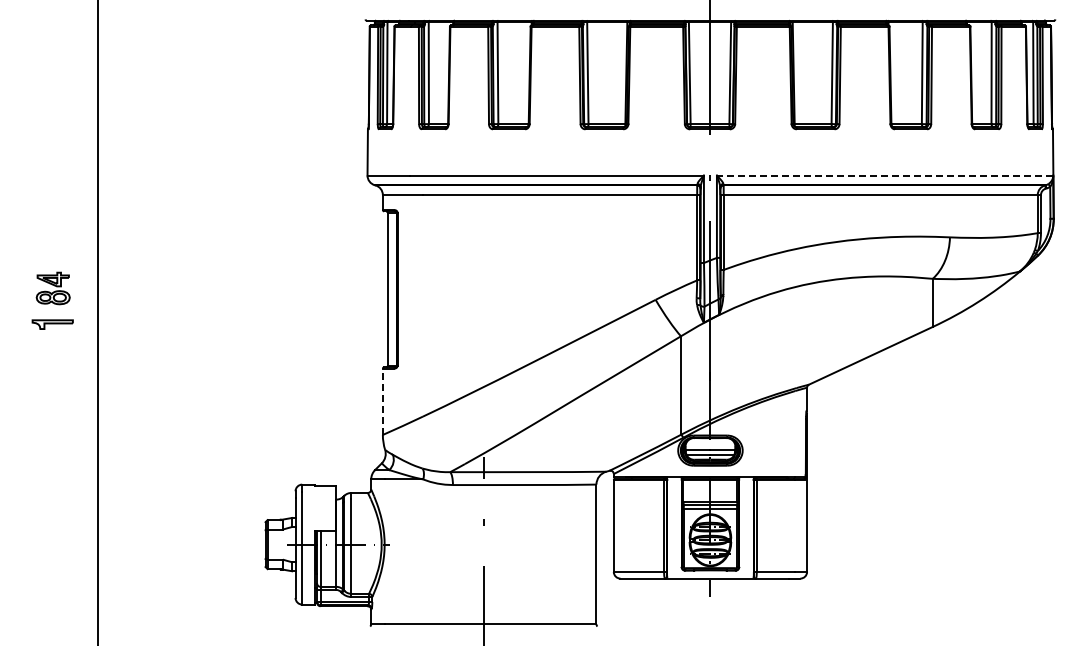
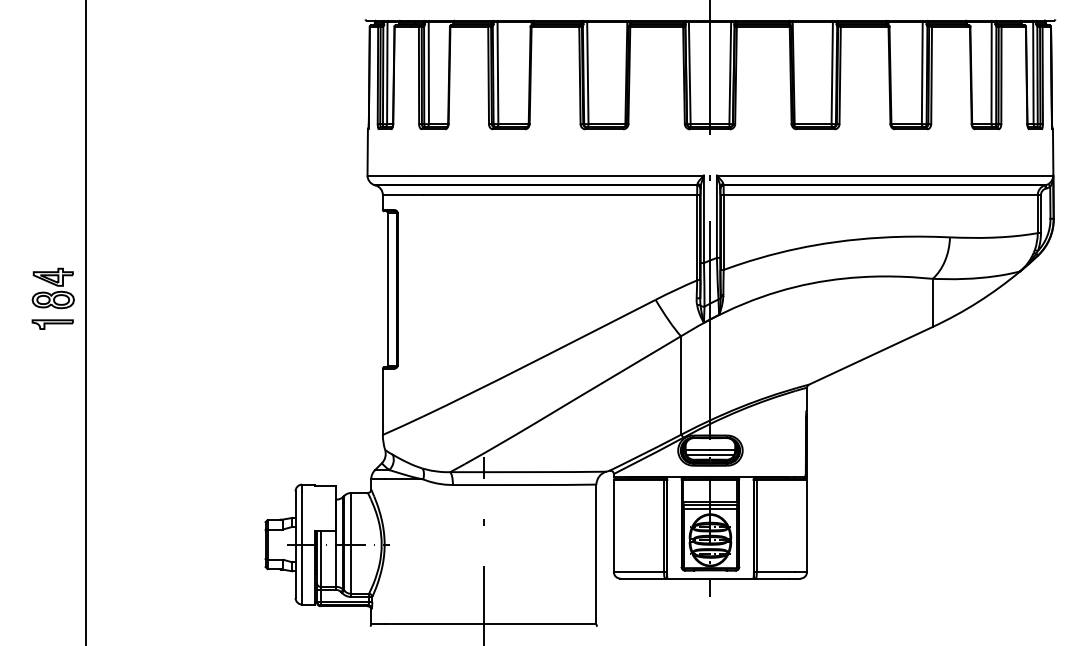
line: dashed -> solid (884, 175)
part size: 36x35 px -> 44x43 px (52, 288)
line position: (98, 322) -> (86, 322) (86, 322)
line: dashed -> solid (382, 401)
